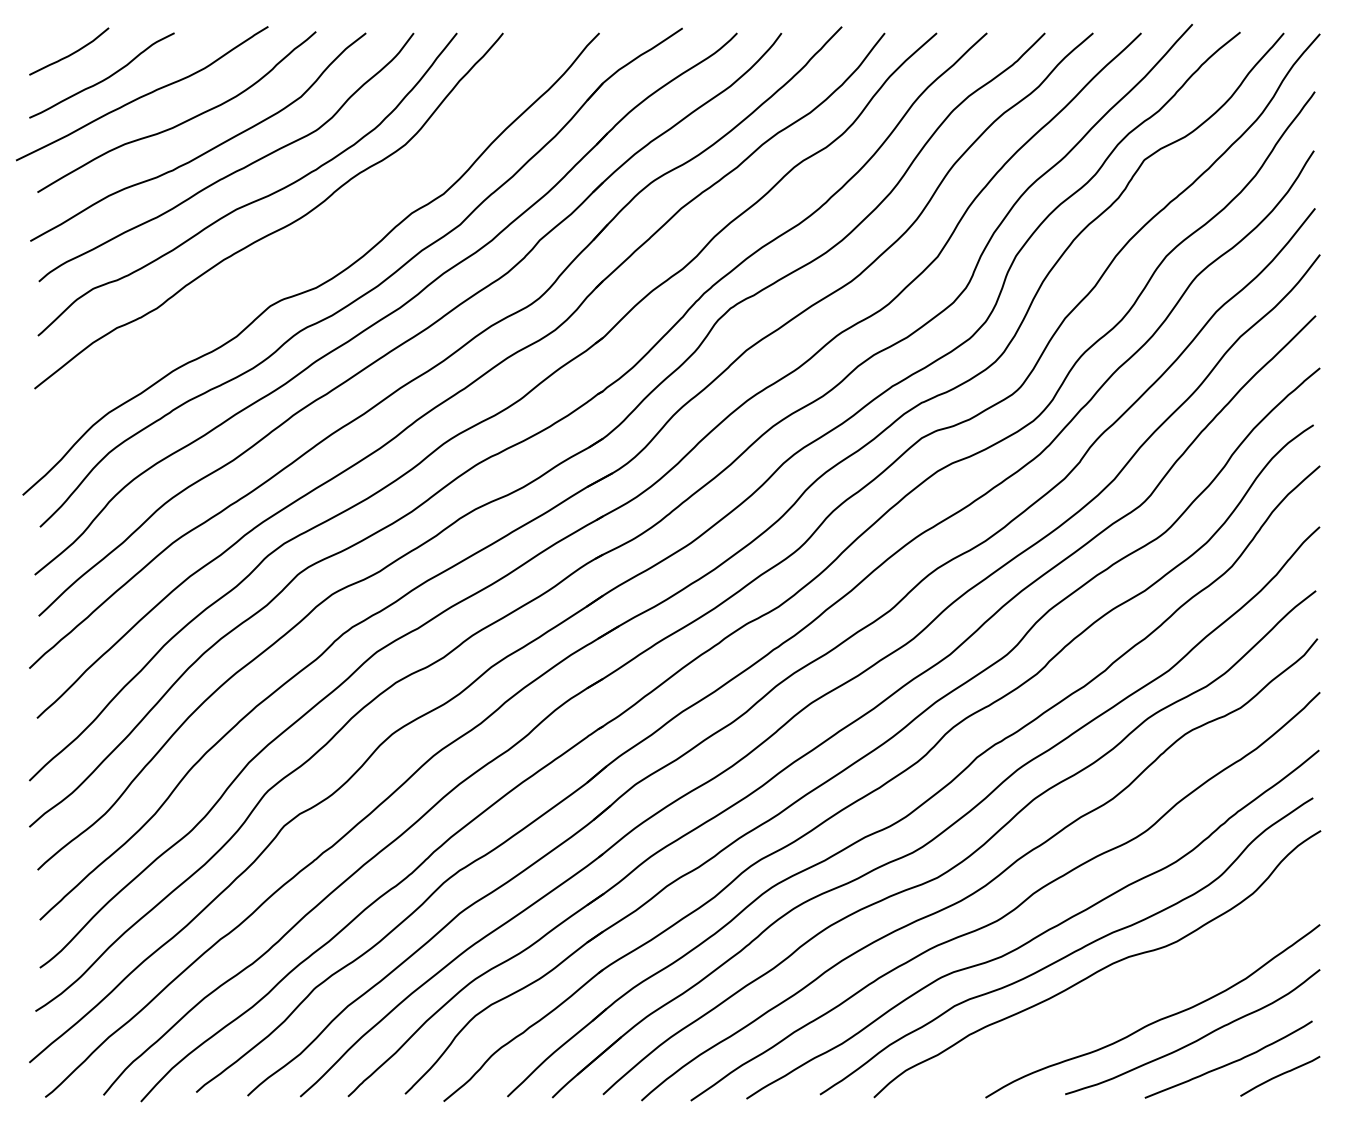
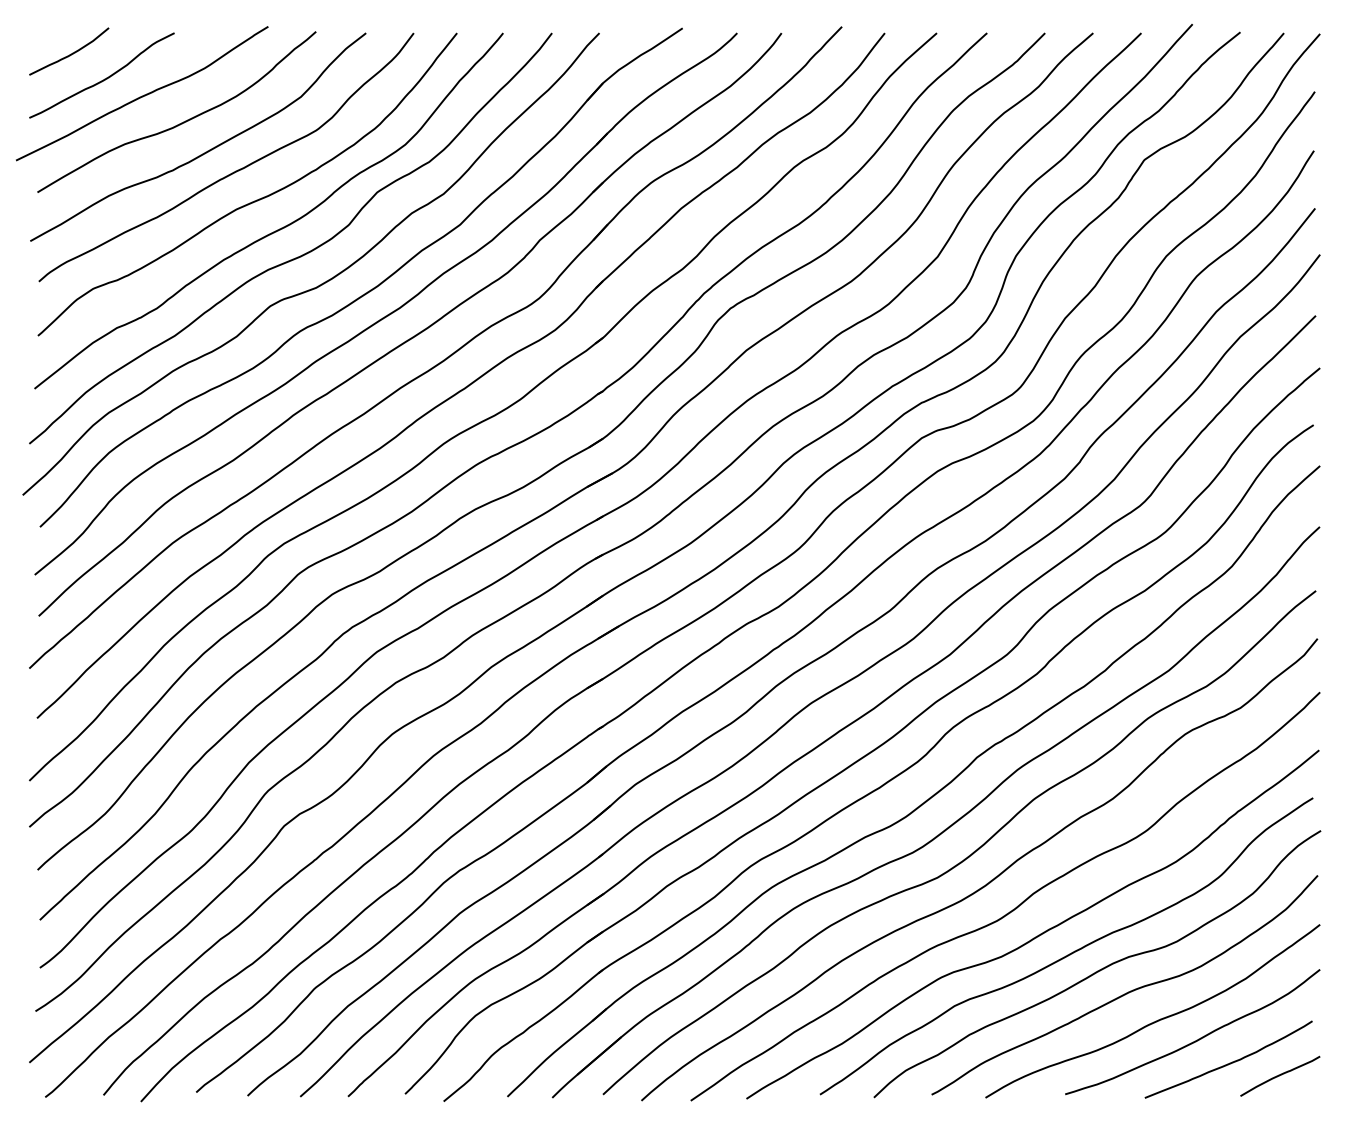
curve: none -> present (297, 256)
curve: none -> present (1128, 991)
